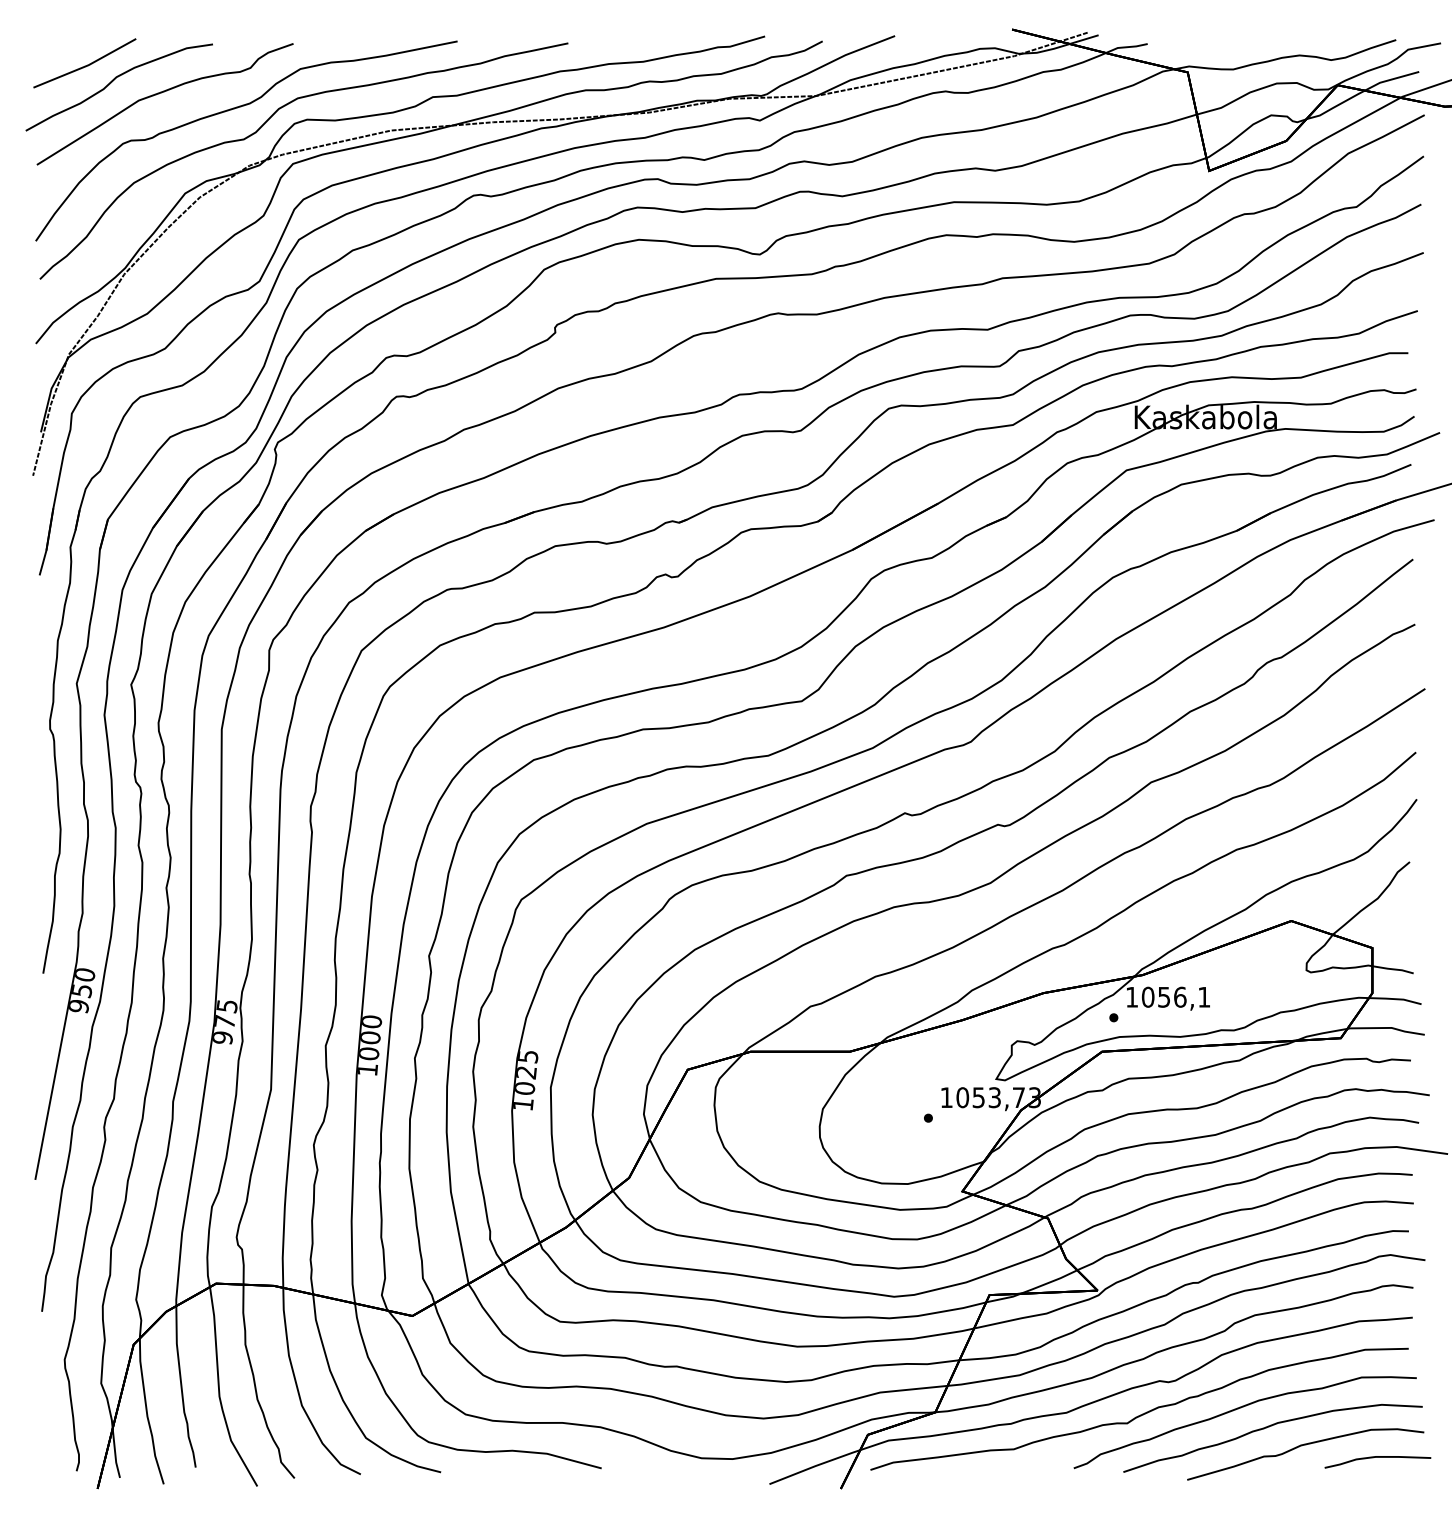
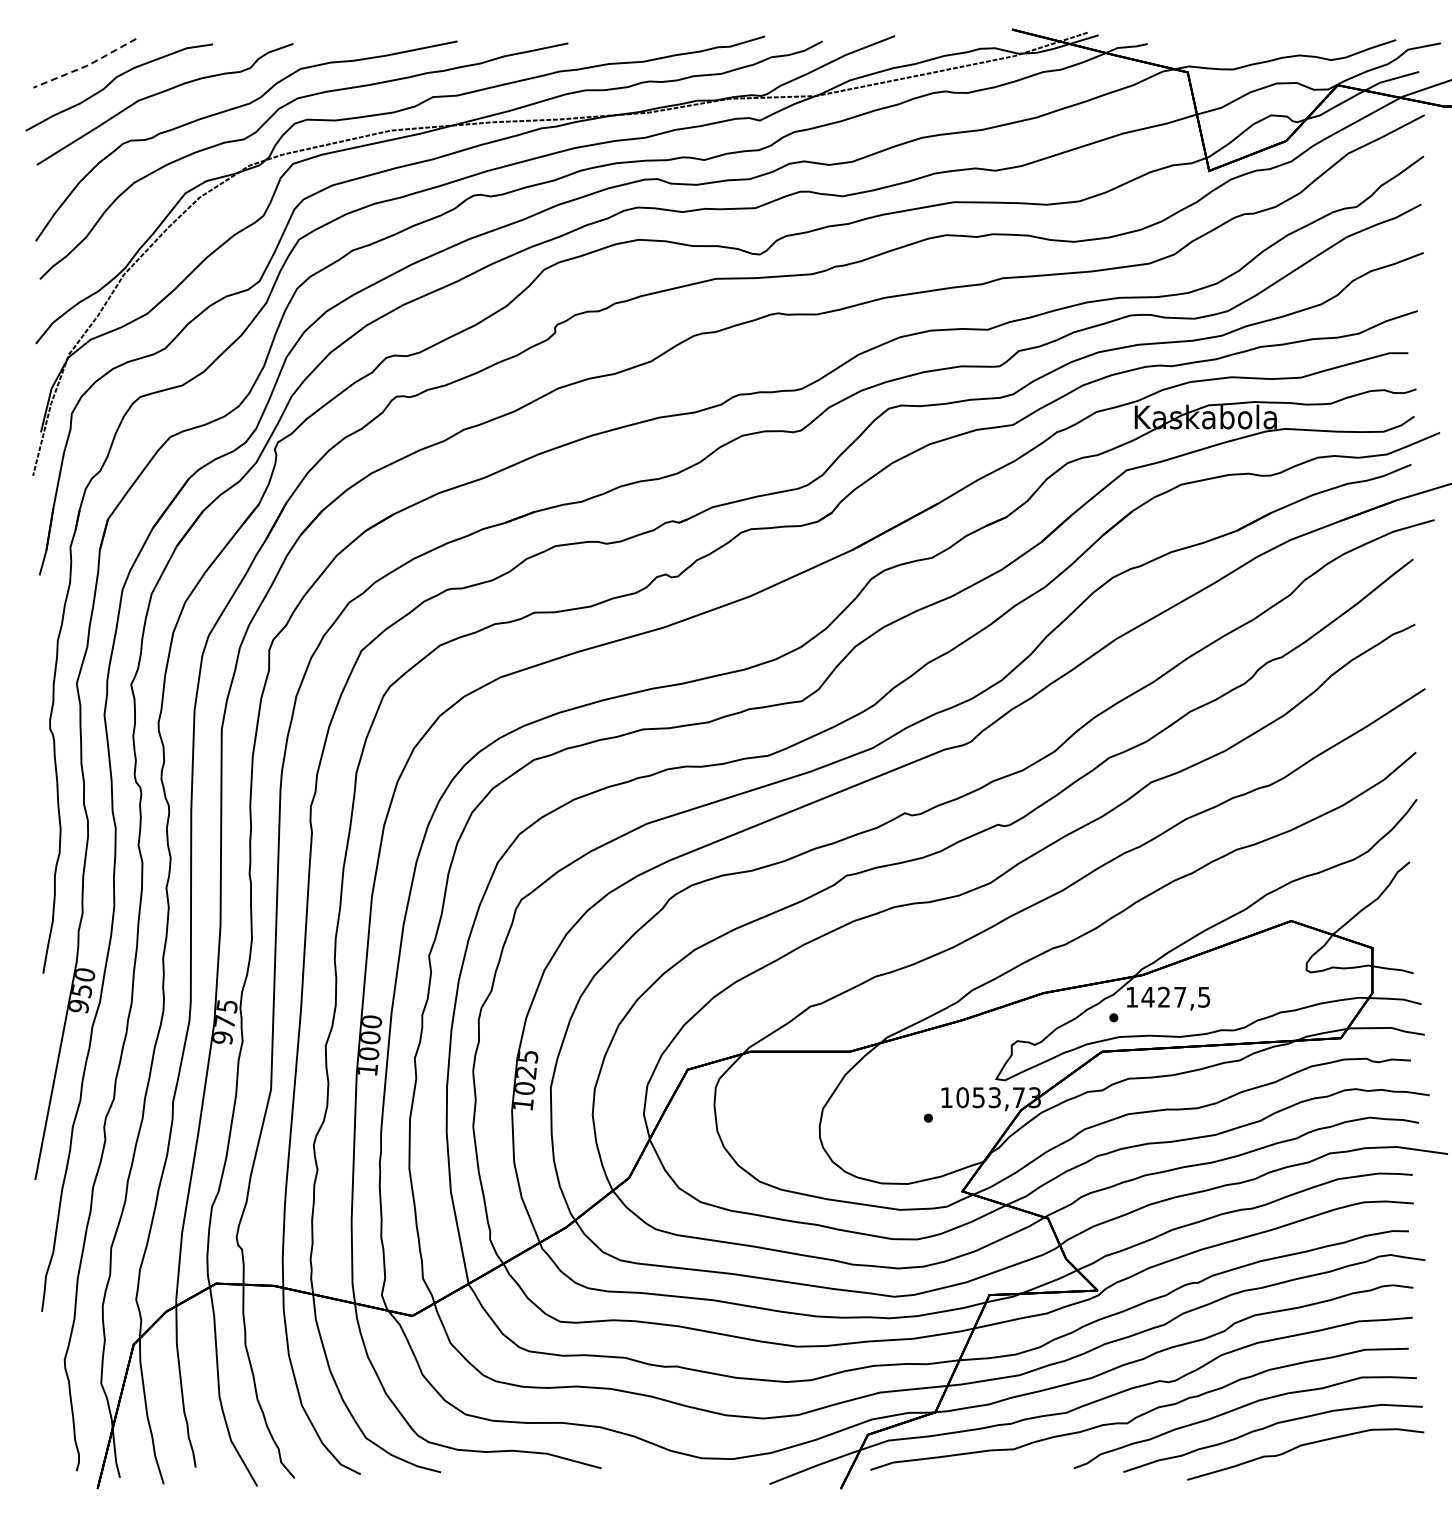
line: solid -> dashed (86, 65)
text: 1056,1 -> 1427,5 (1175, 996)
curve: present -> none (1377, 1457)
